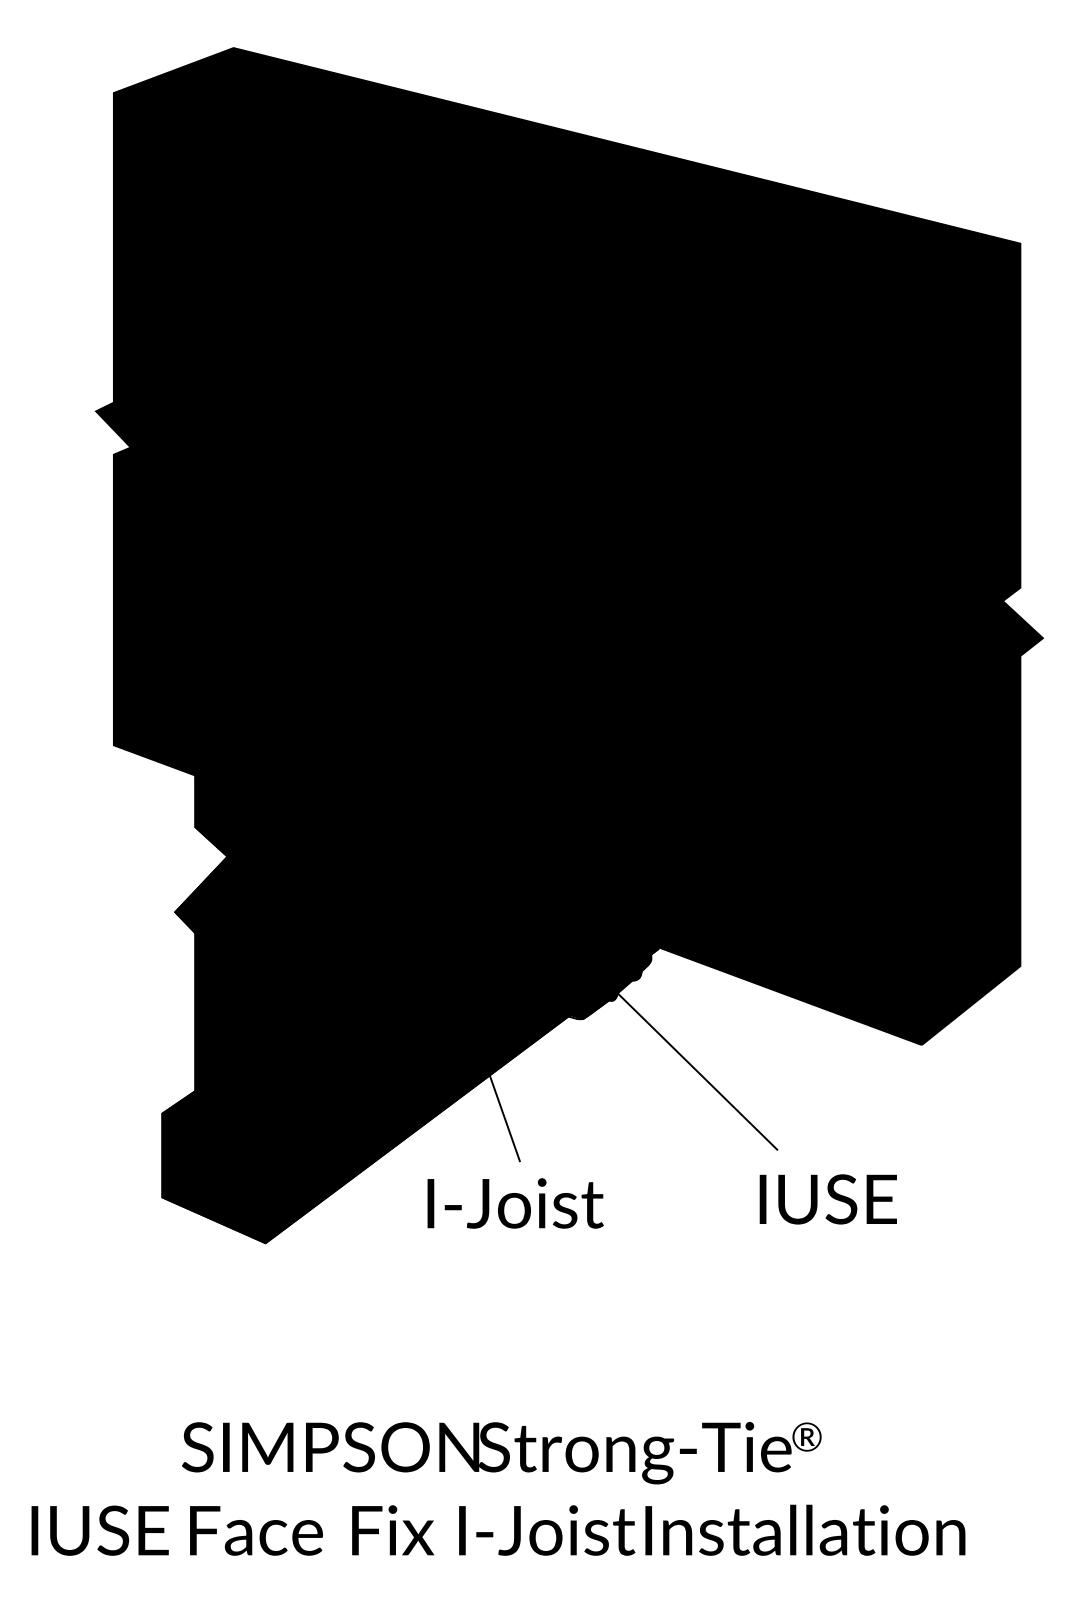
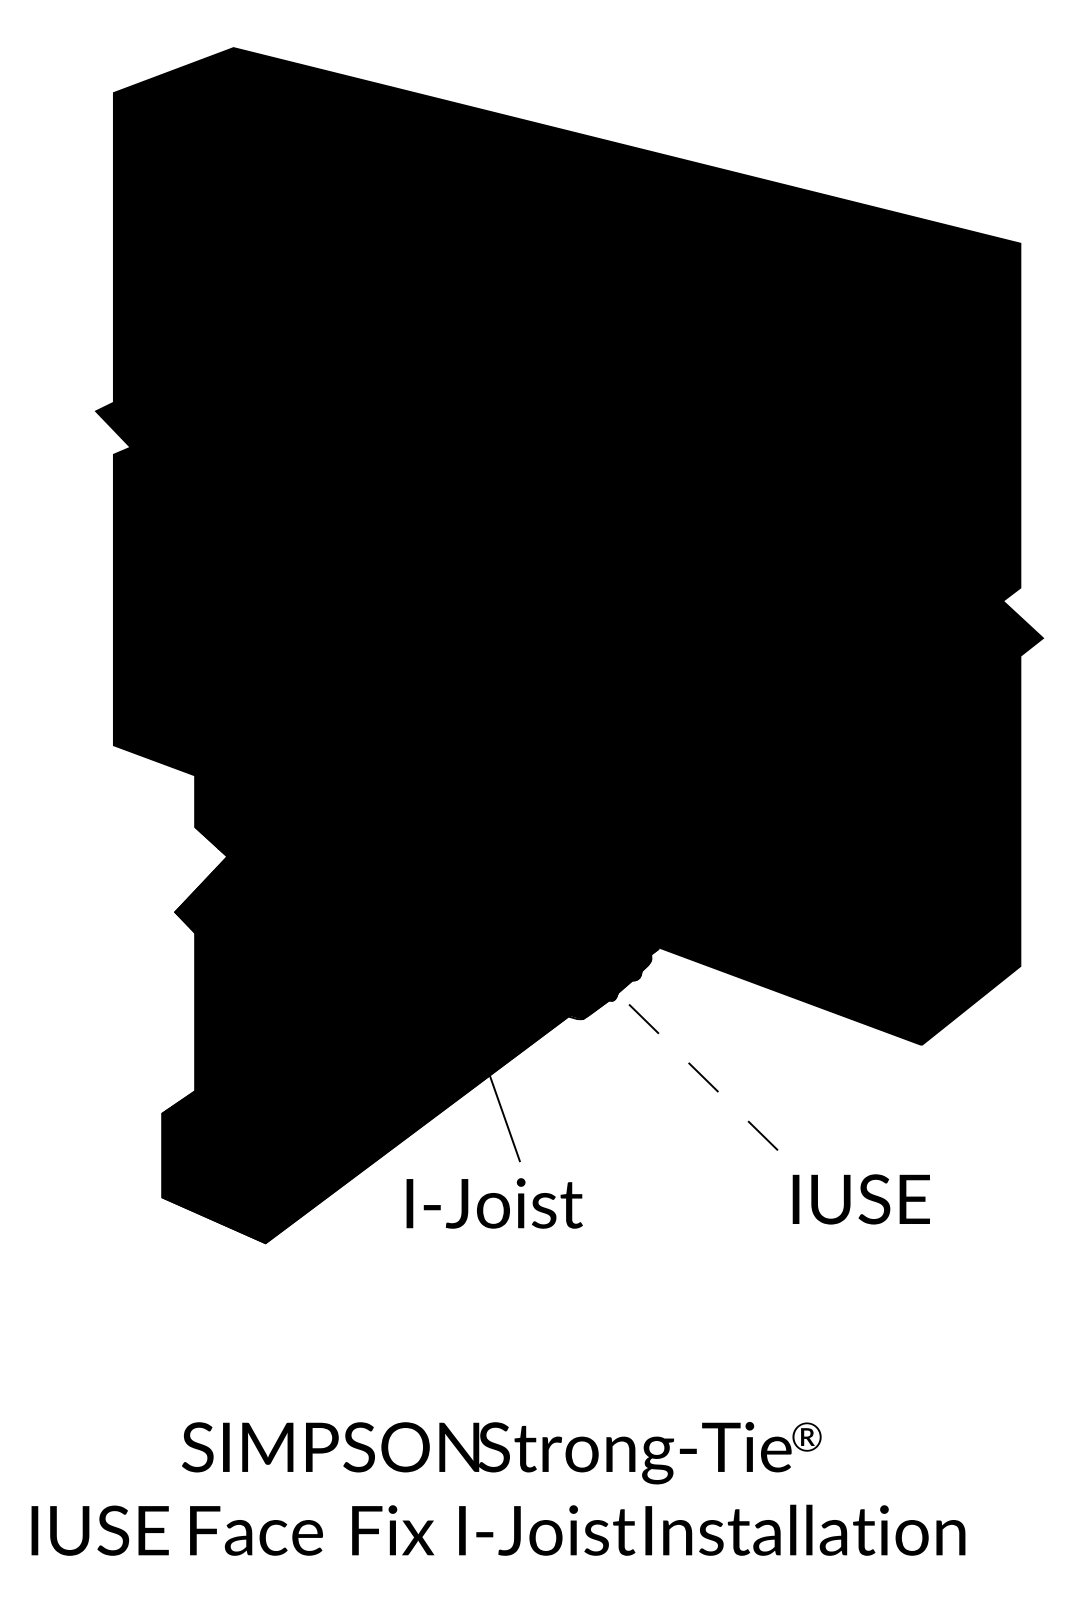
line: solid -> dashed (697, 1071)
text position: (827, 1199) -> (860, 1199) (860, 1199)
text position: (515, 1203) -> (494, 1203) (494, 1203)
